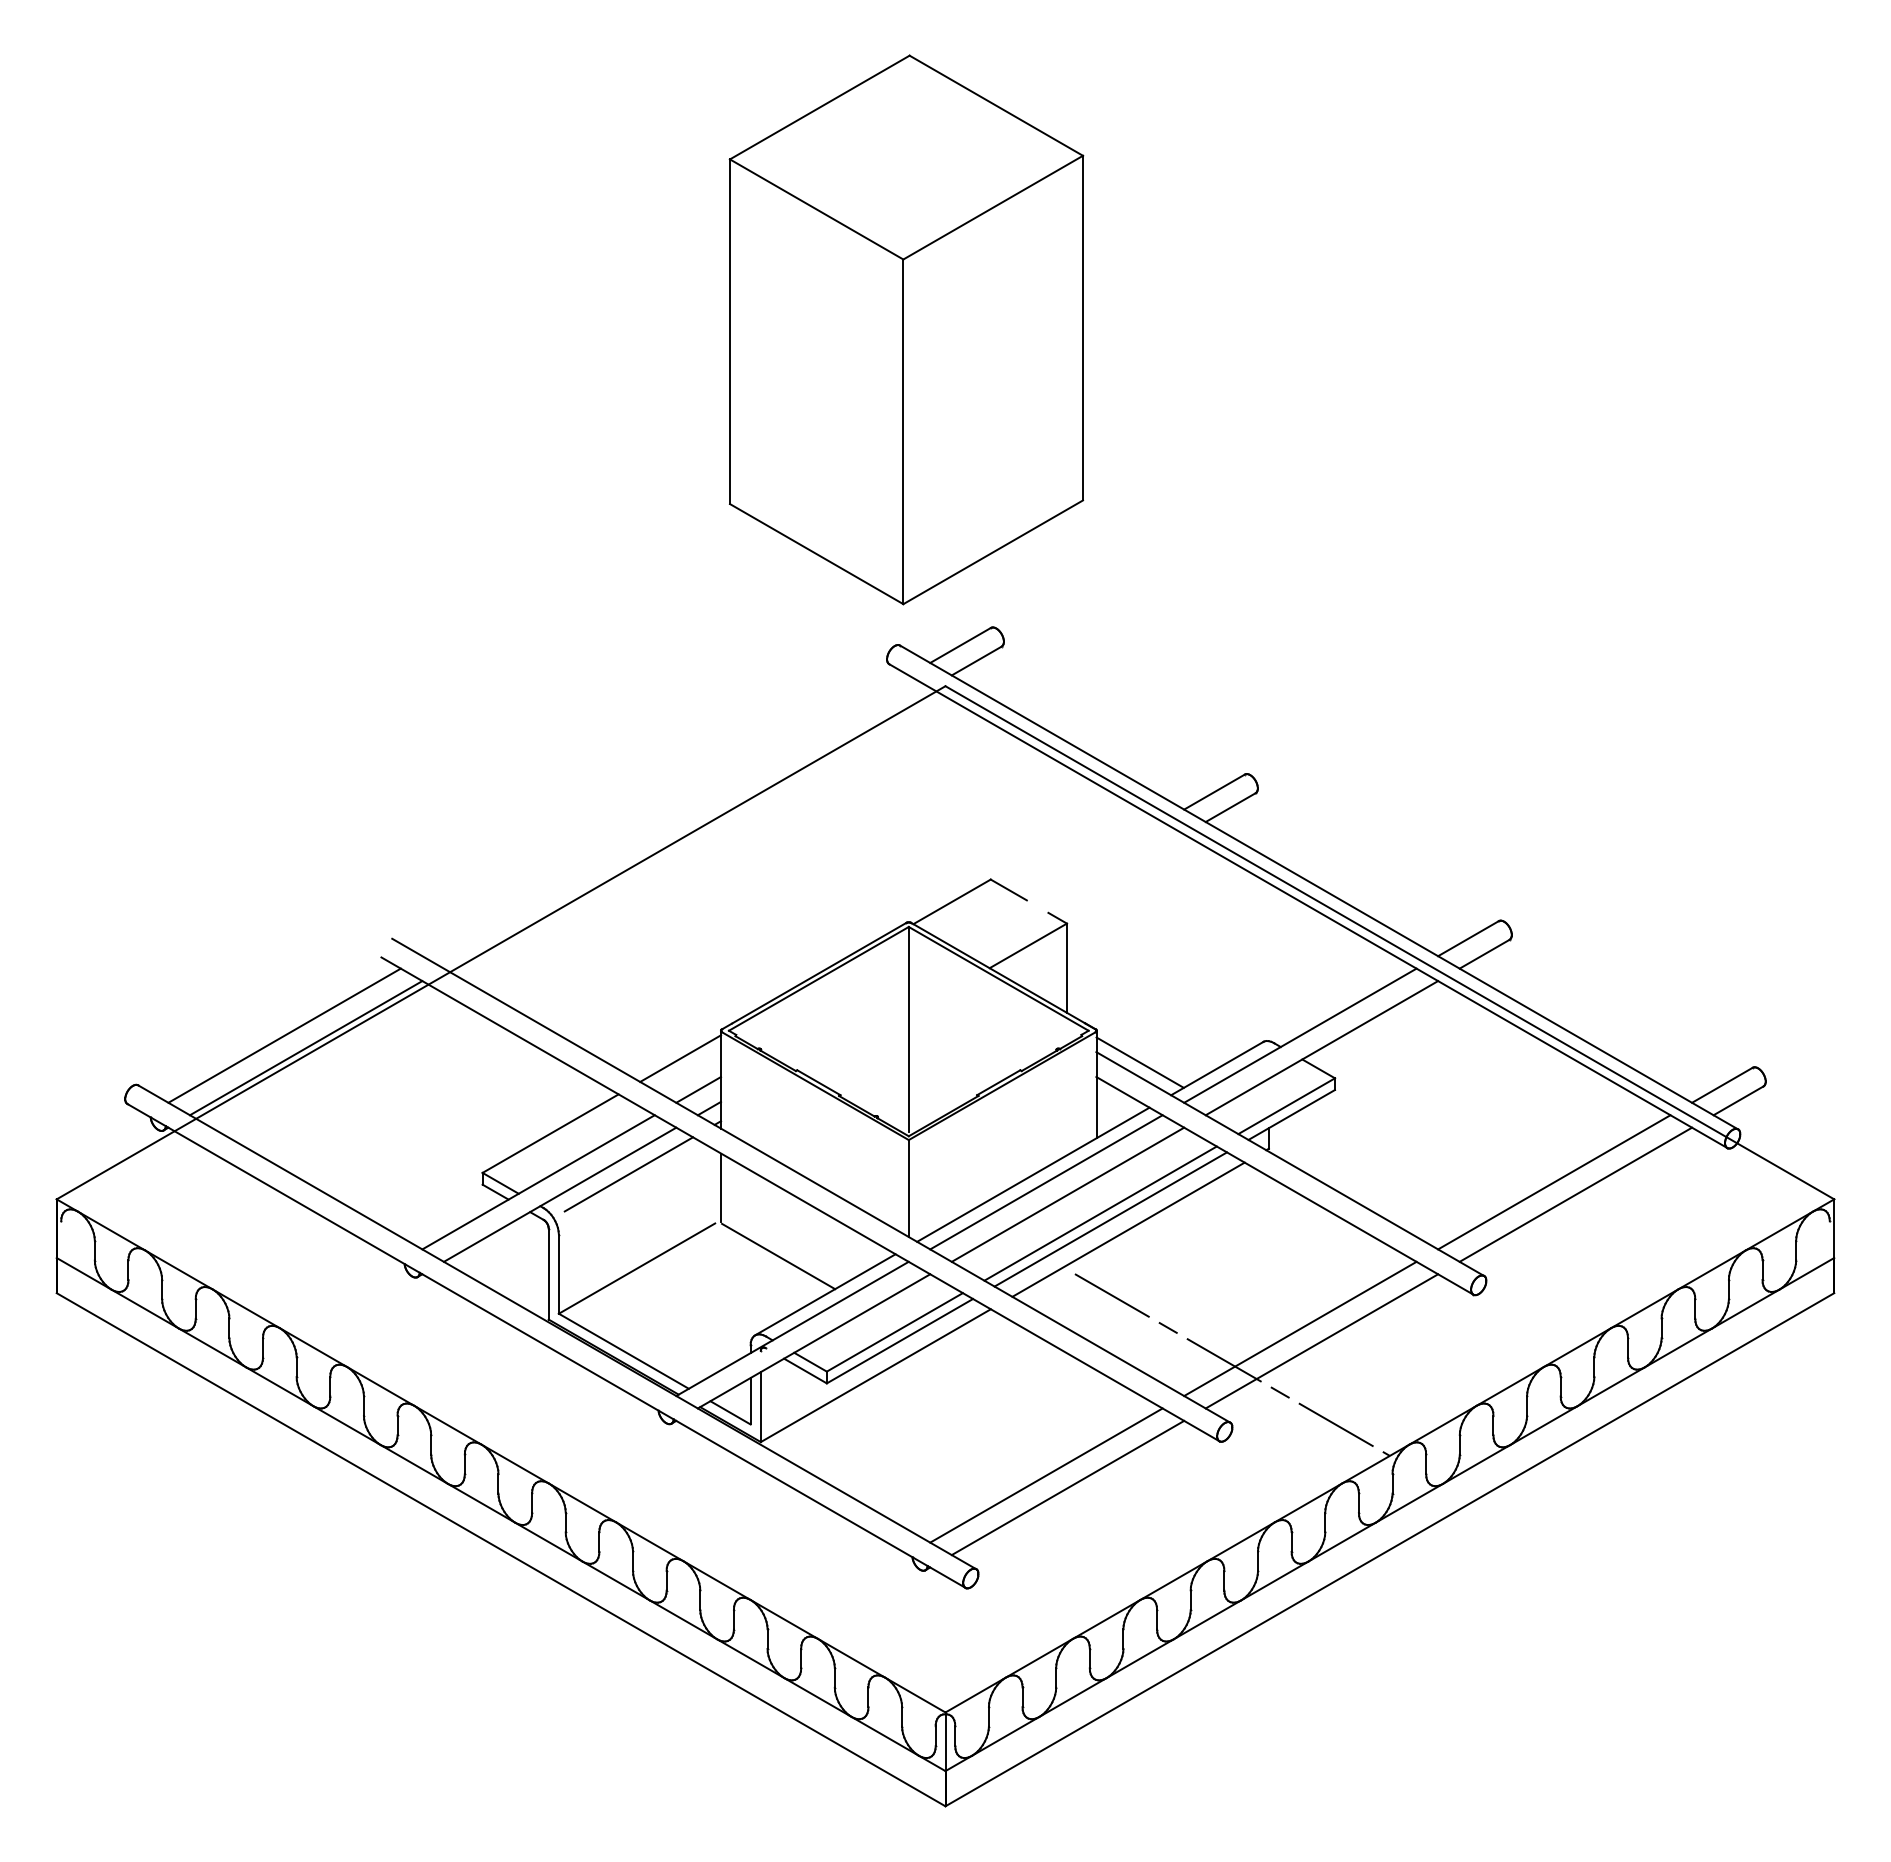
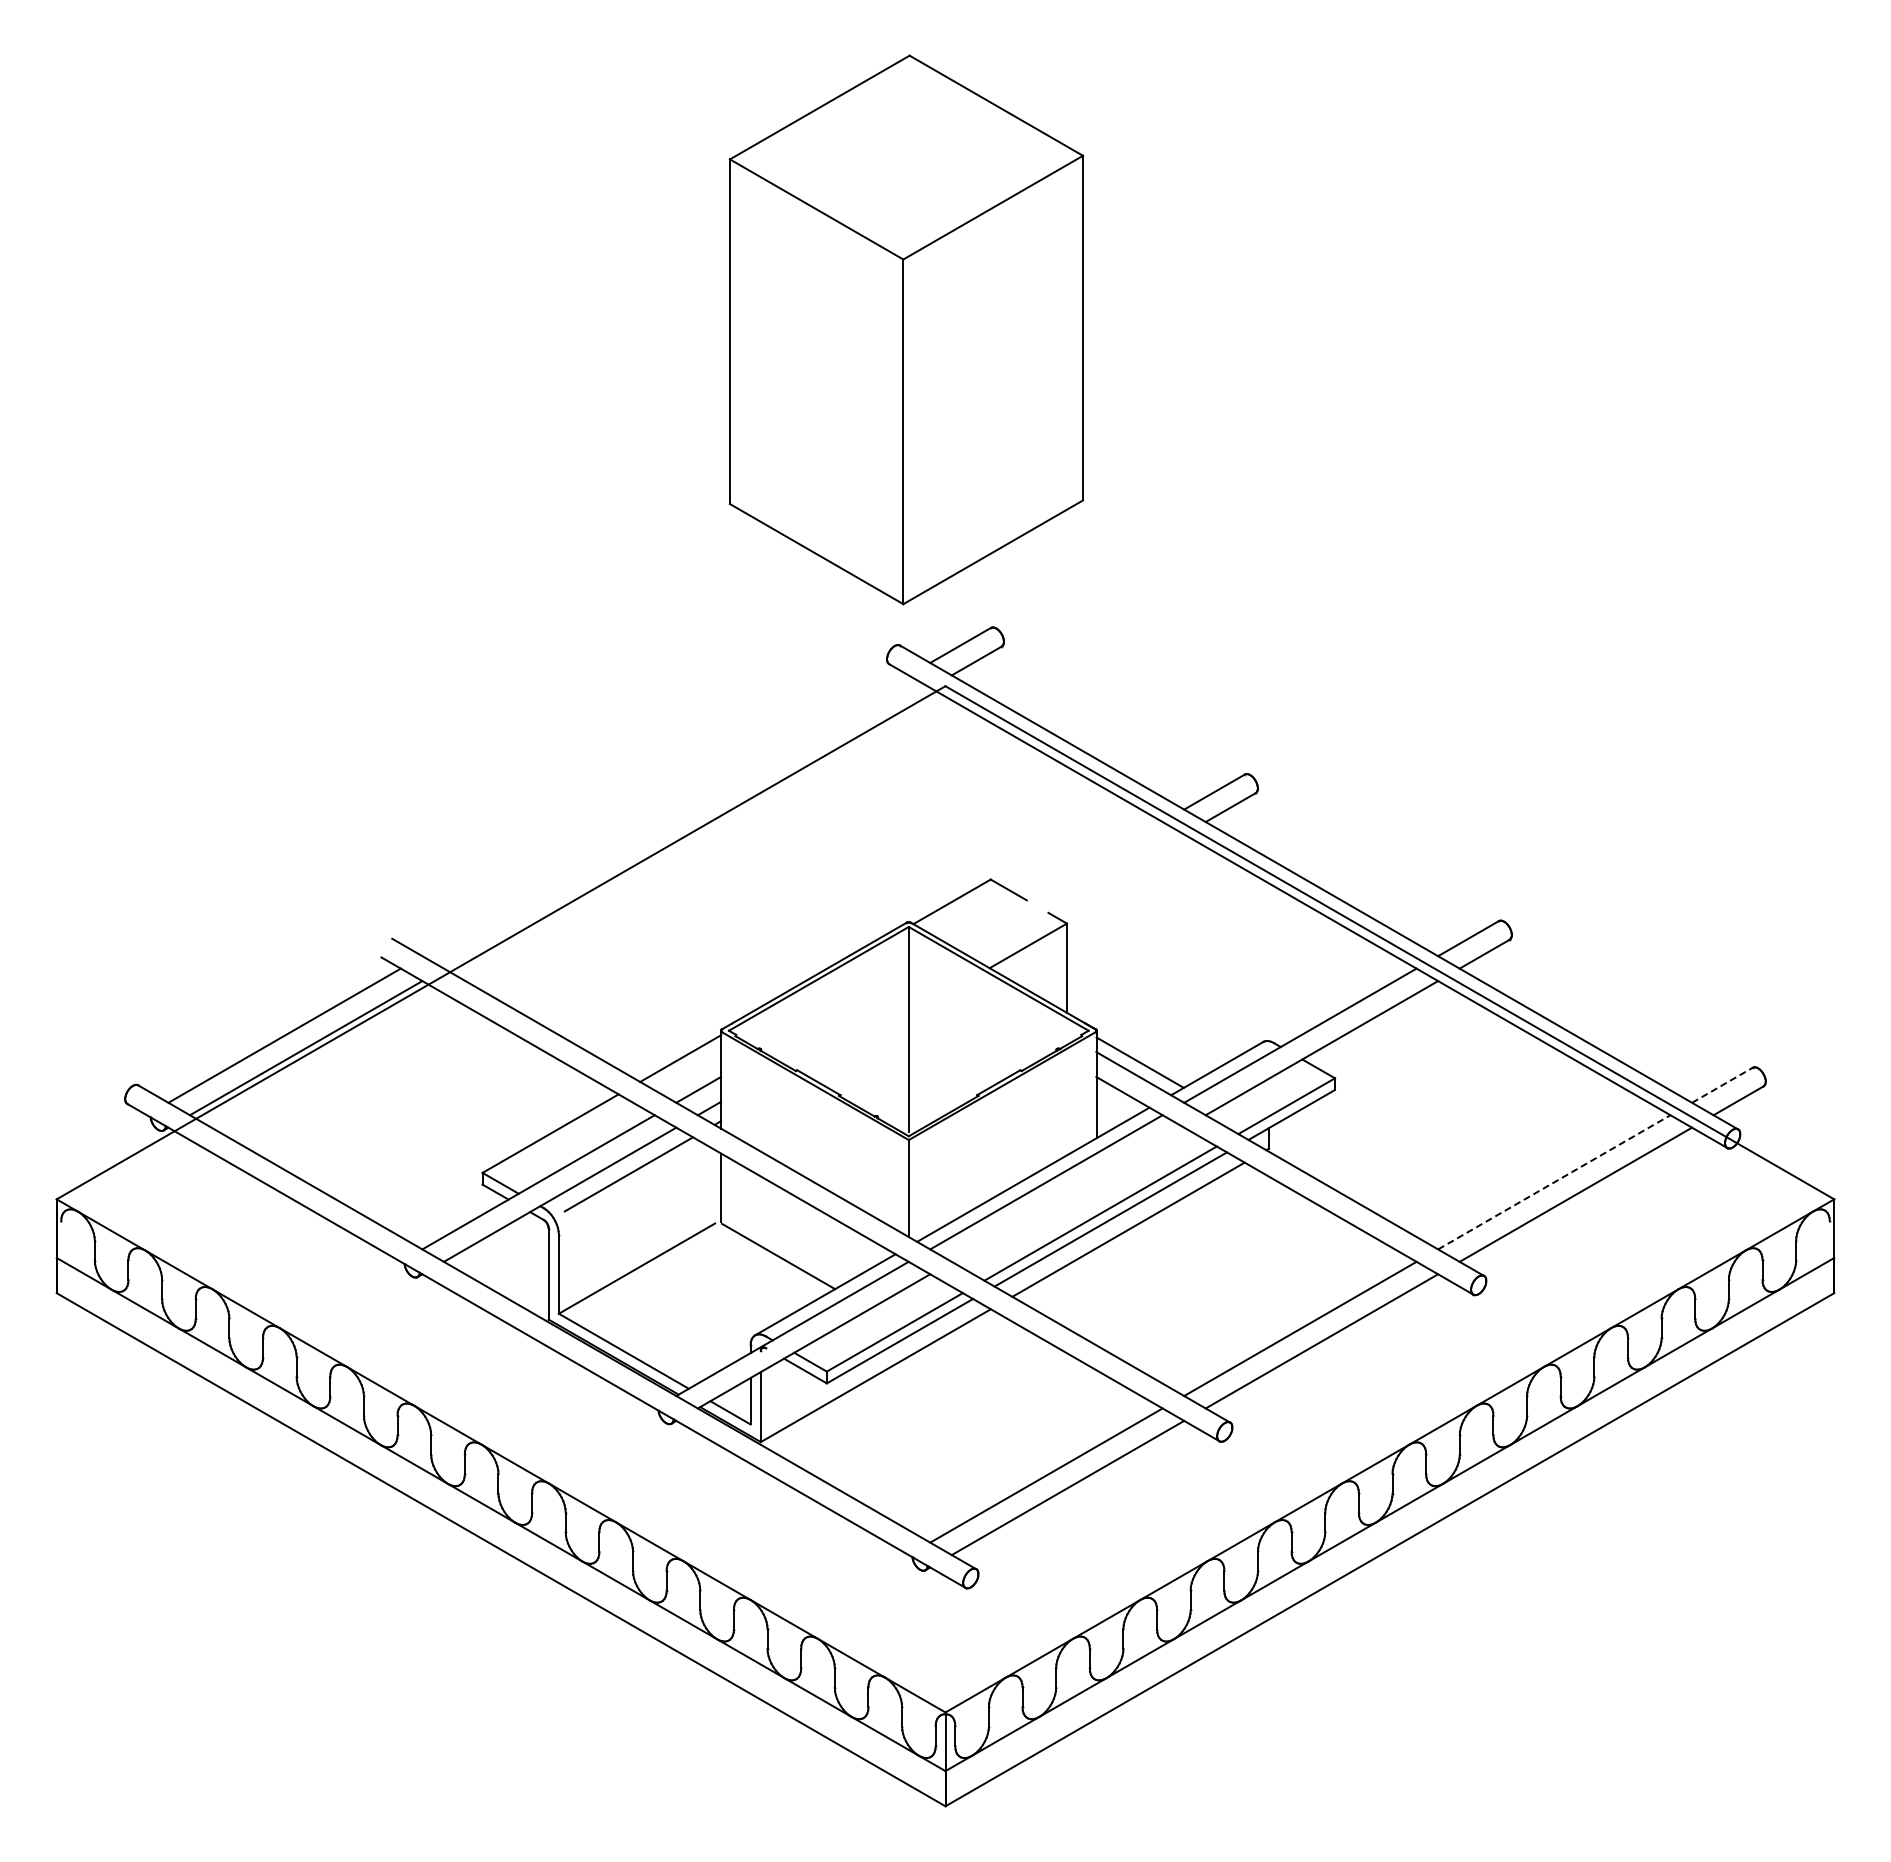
line: solid -> dashed (1722, 1085)
line: solid -> dashed (1554, 1182)
line: present -> none (1067, 1194)
line: present -> none (1231, 1364)
